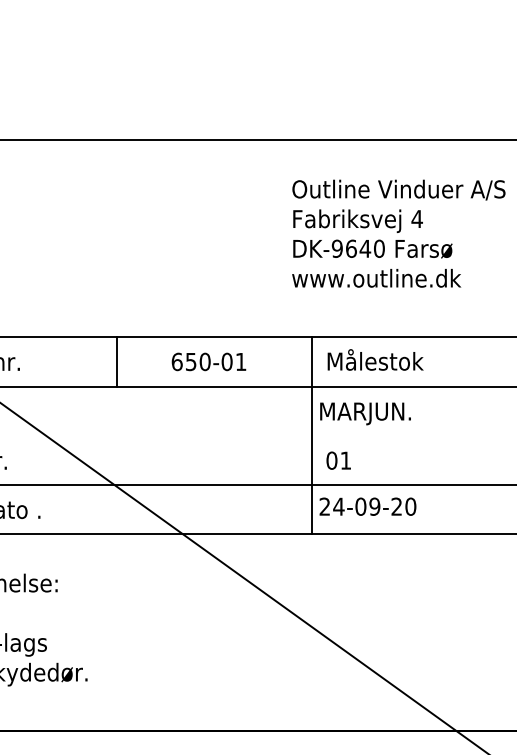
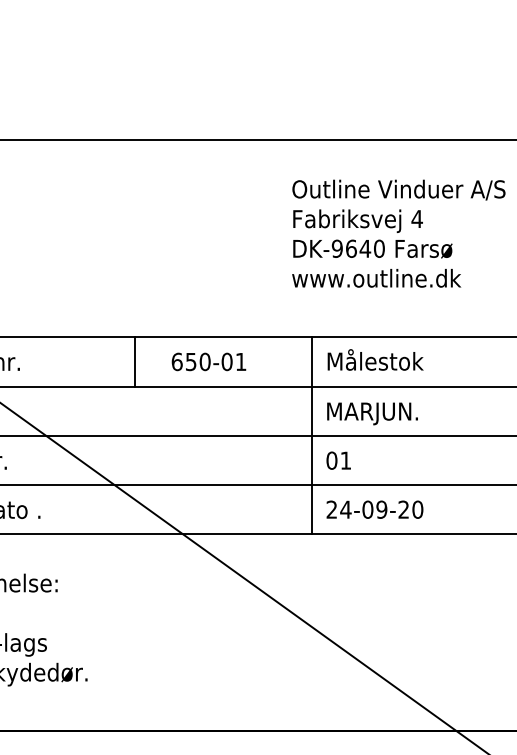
line position: (117, 362) -> (135, 362) (135, 362)
text position: (365, 413) -> (372, 413) (372, 413)
line: none -> present (257, 436)
text position: (367, 506) -> (374, 509) (374, 509)
